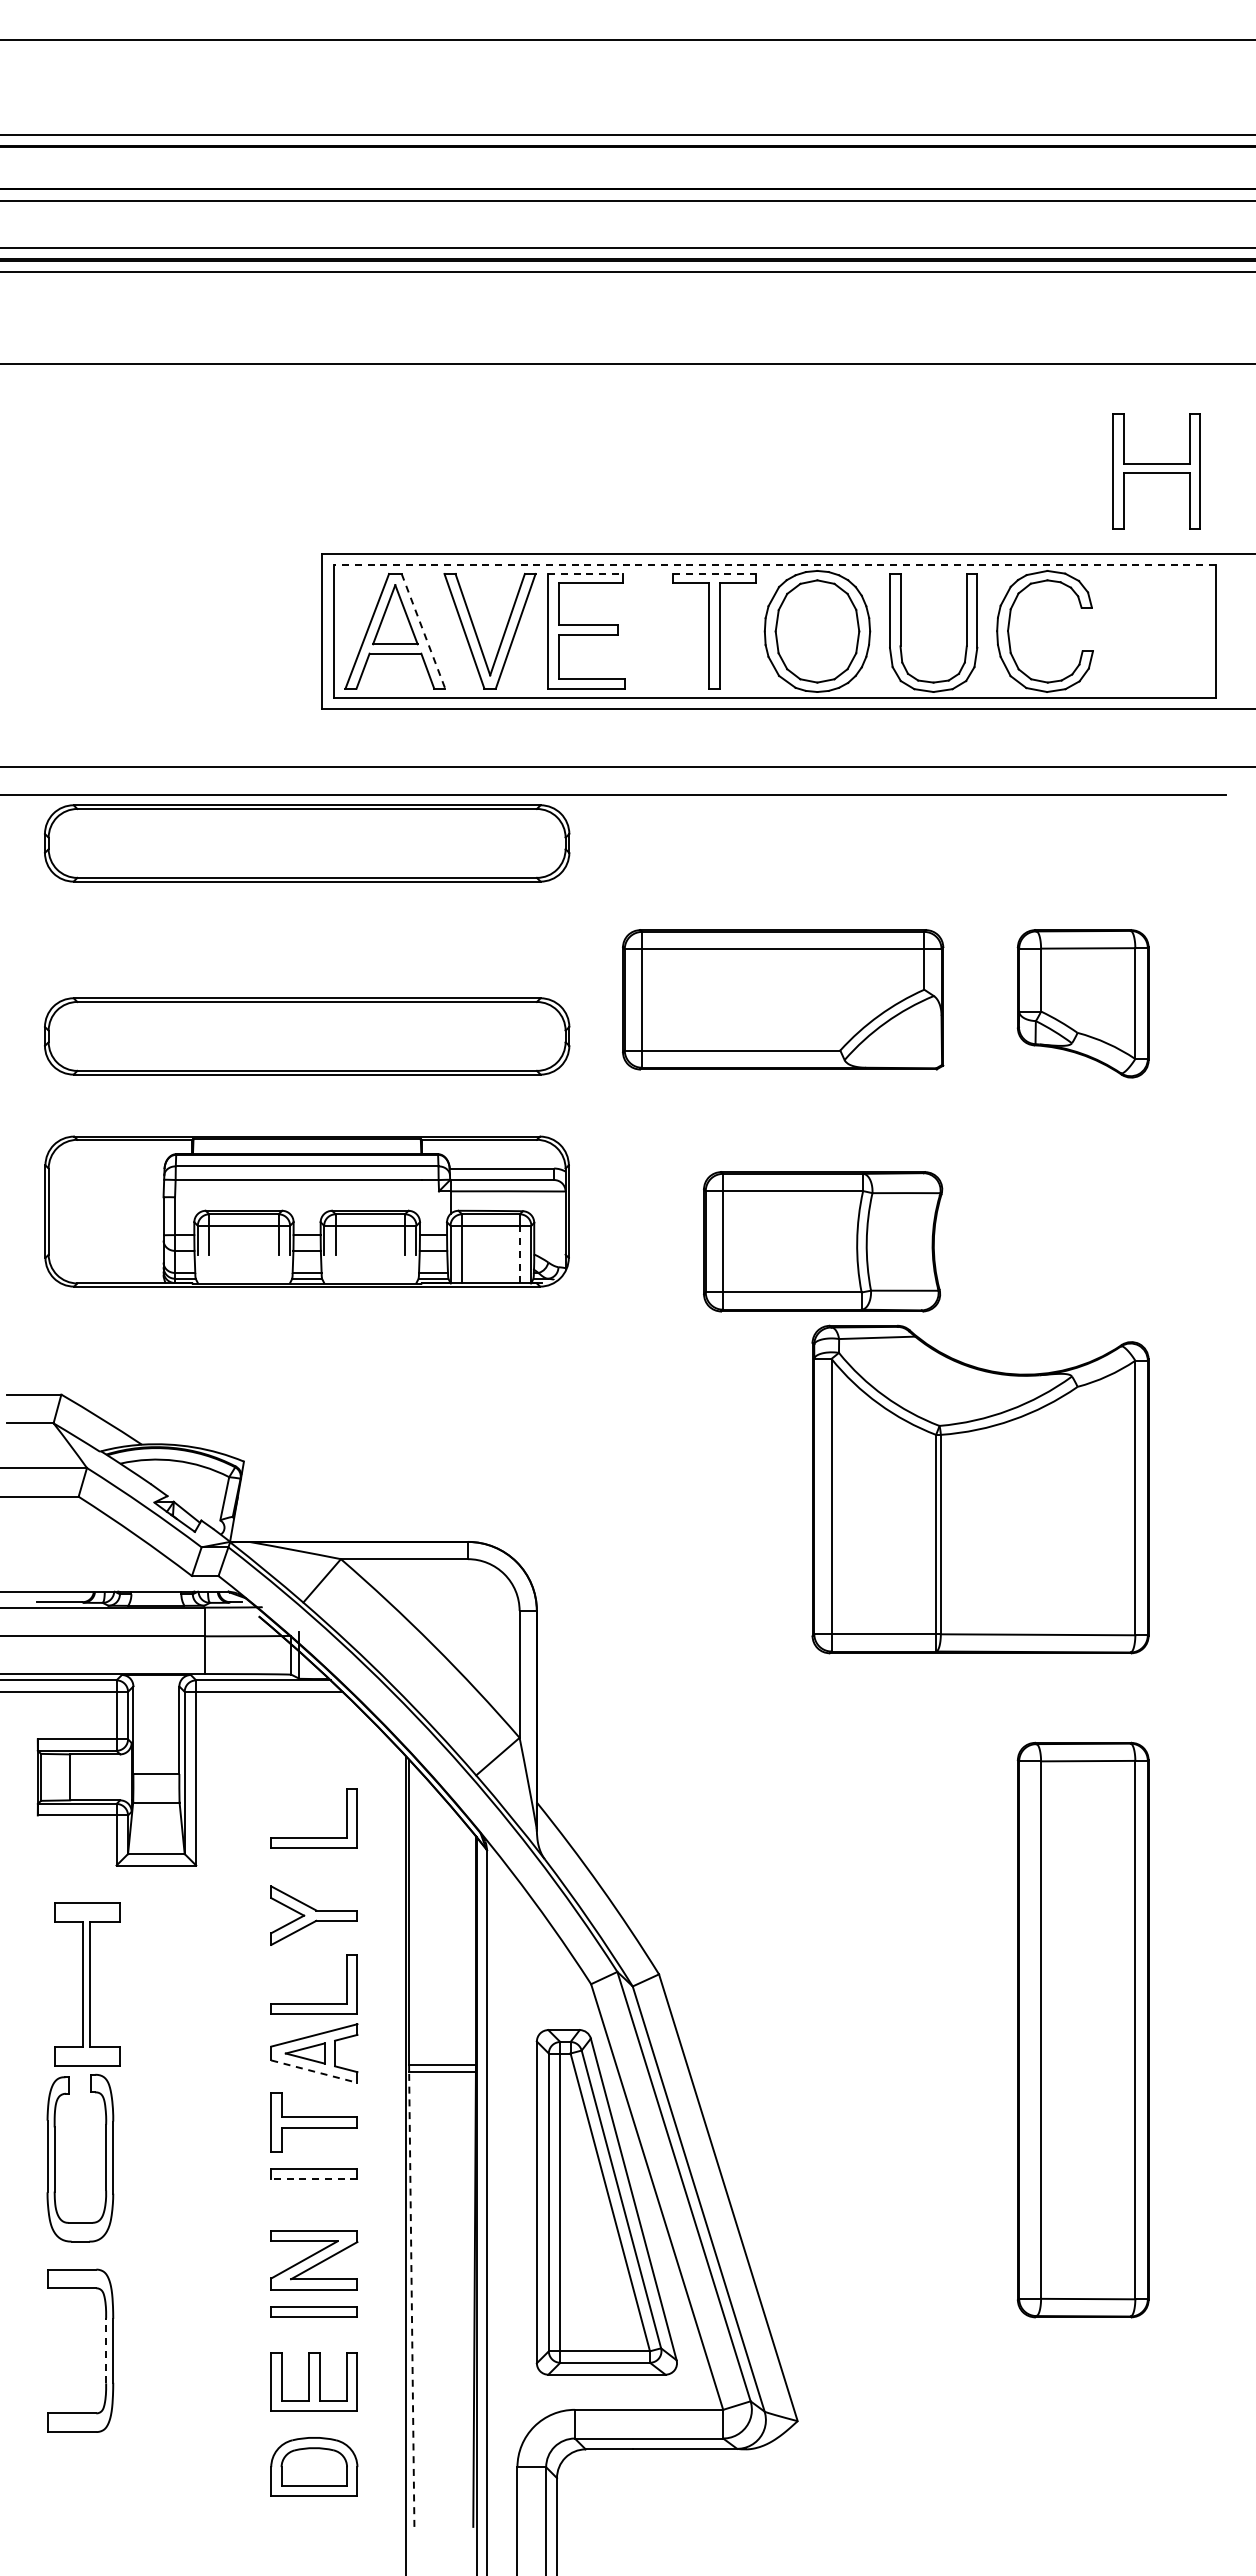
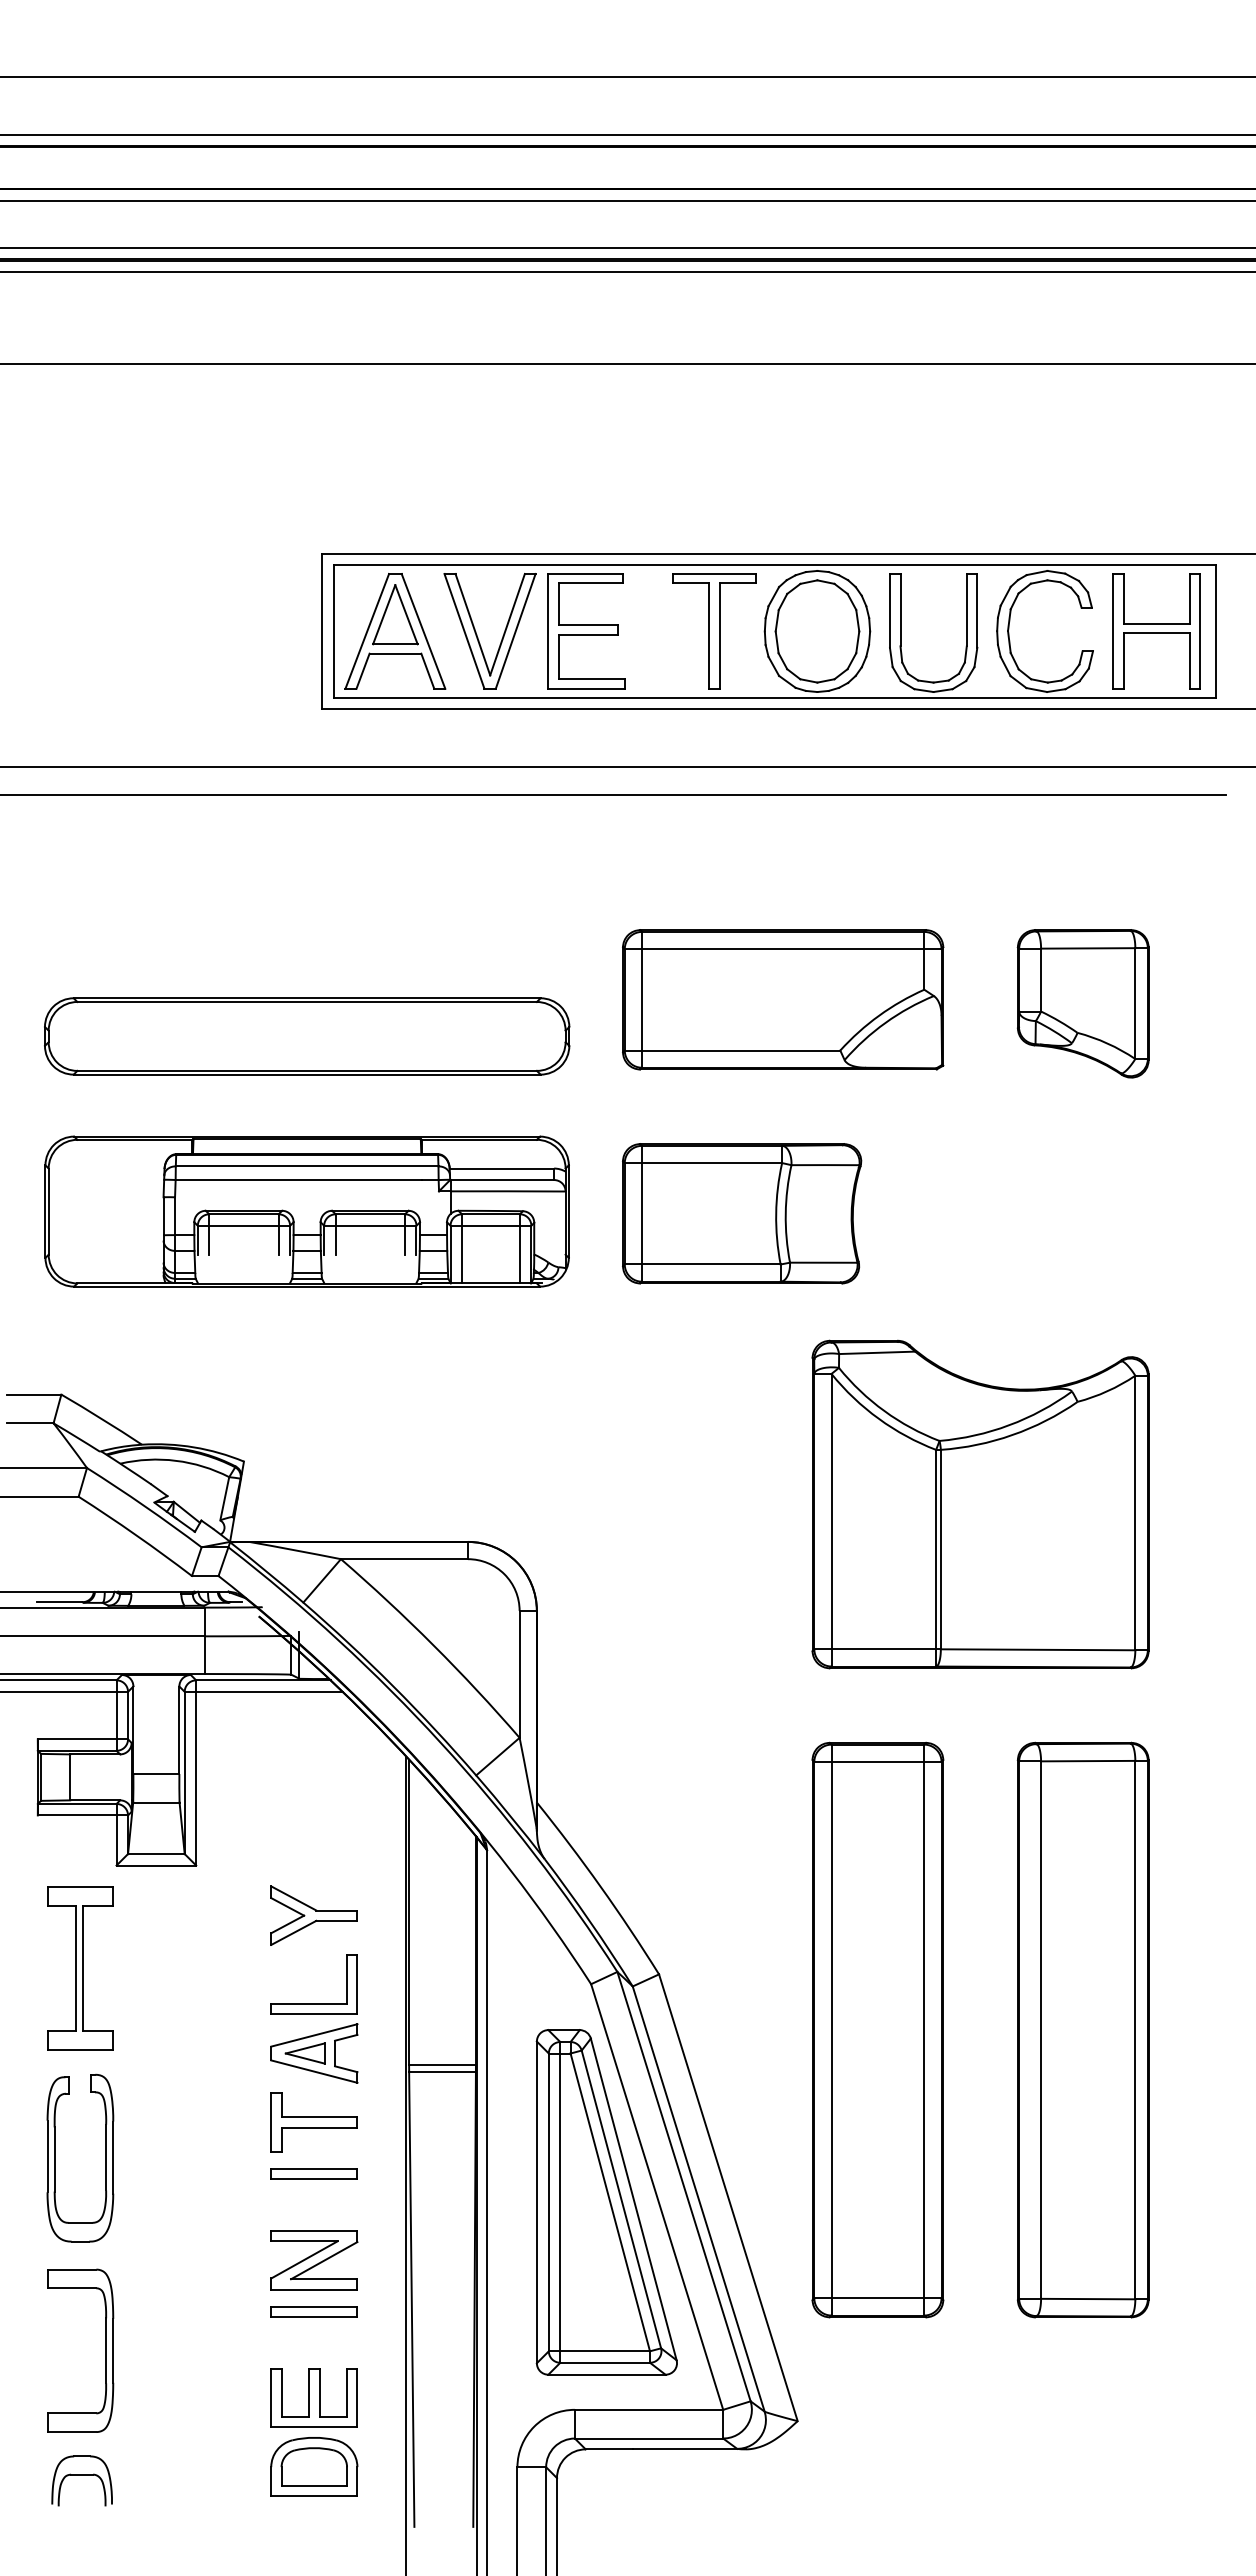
line position: (627, 40) -> (627, 77) (627, 77)
part position: (1156, 471) -> (1156, 631) (1156, 631)
line: dashed -> solid (774, 565)
line: dashed -> solid (585, 573)
line: dashed -> solid (715, 573)
line: dashed -> solid (423, 631)
part: present -> none (307, 843)
part position: (823, 1241) -> (742, 1213) (742, 1213)
line: dashed -> solid (519, 1254)
part position: (980, 1489) -> (980, 1504) (980, 1504)
part: present -> none (313, 1837)
part position: (87, 1984) -> (80, 1968) (80, 1968)
part: none -> present (877, 2029)
line: dashed -> solid (314, 2071)
line: dashed -> solid (313, 2179)
line: dashed -> solid (411, 2299)
line: dashed -> solid (106, 2350)
part position: (313, 2381) -> (313, 2397) (313, 2397)
part: none -> present (81, 2480)
